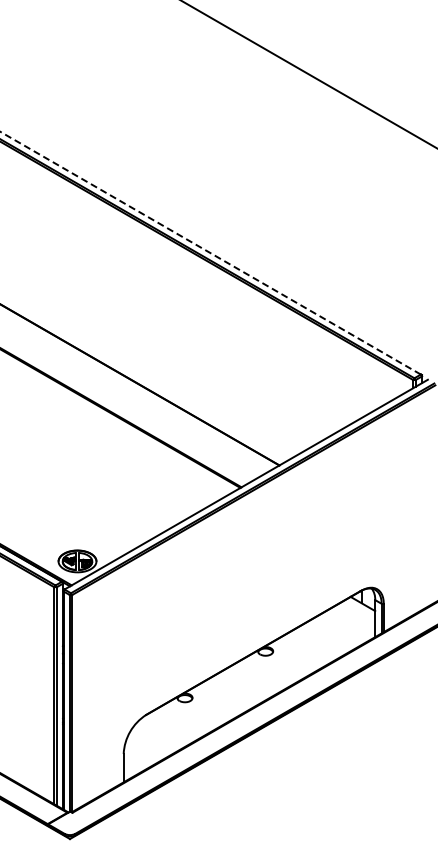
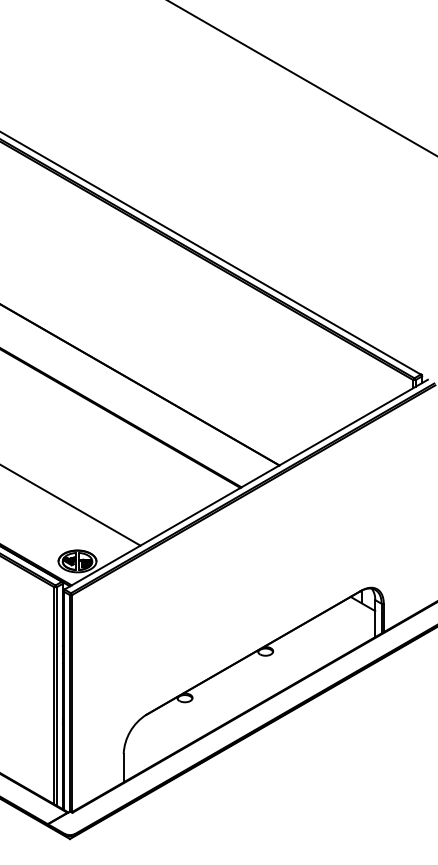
line position: (309, 74) -> (302, 78) (302, 78)
line: dashed -> solid (210, 253)
line: none -> present (71, 505)
